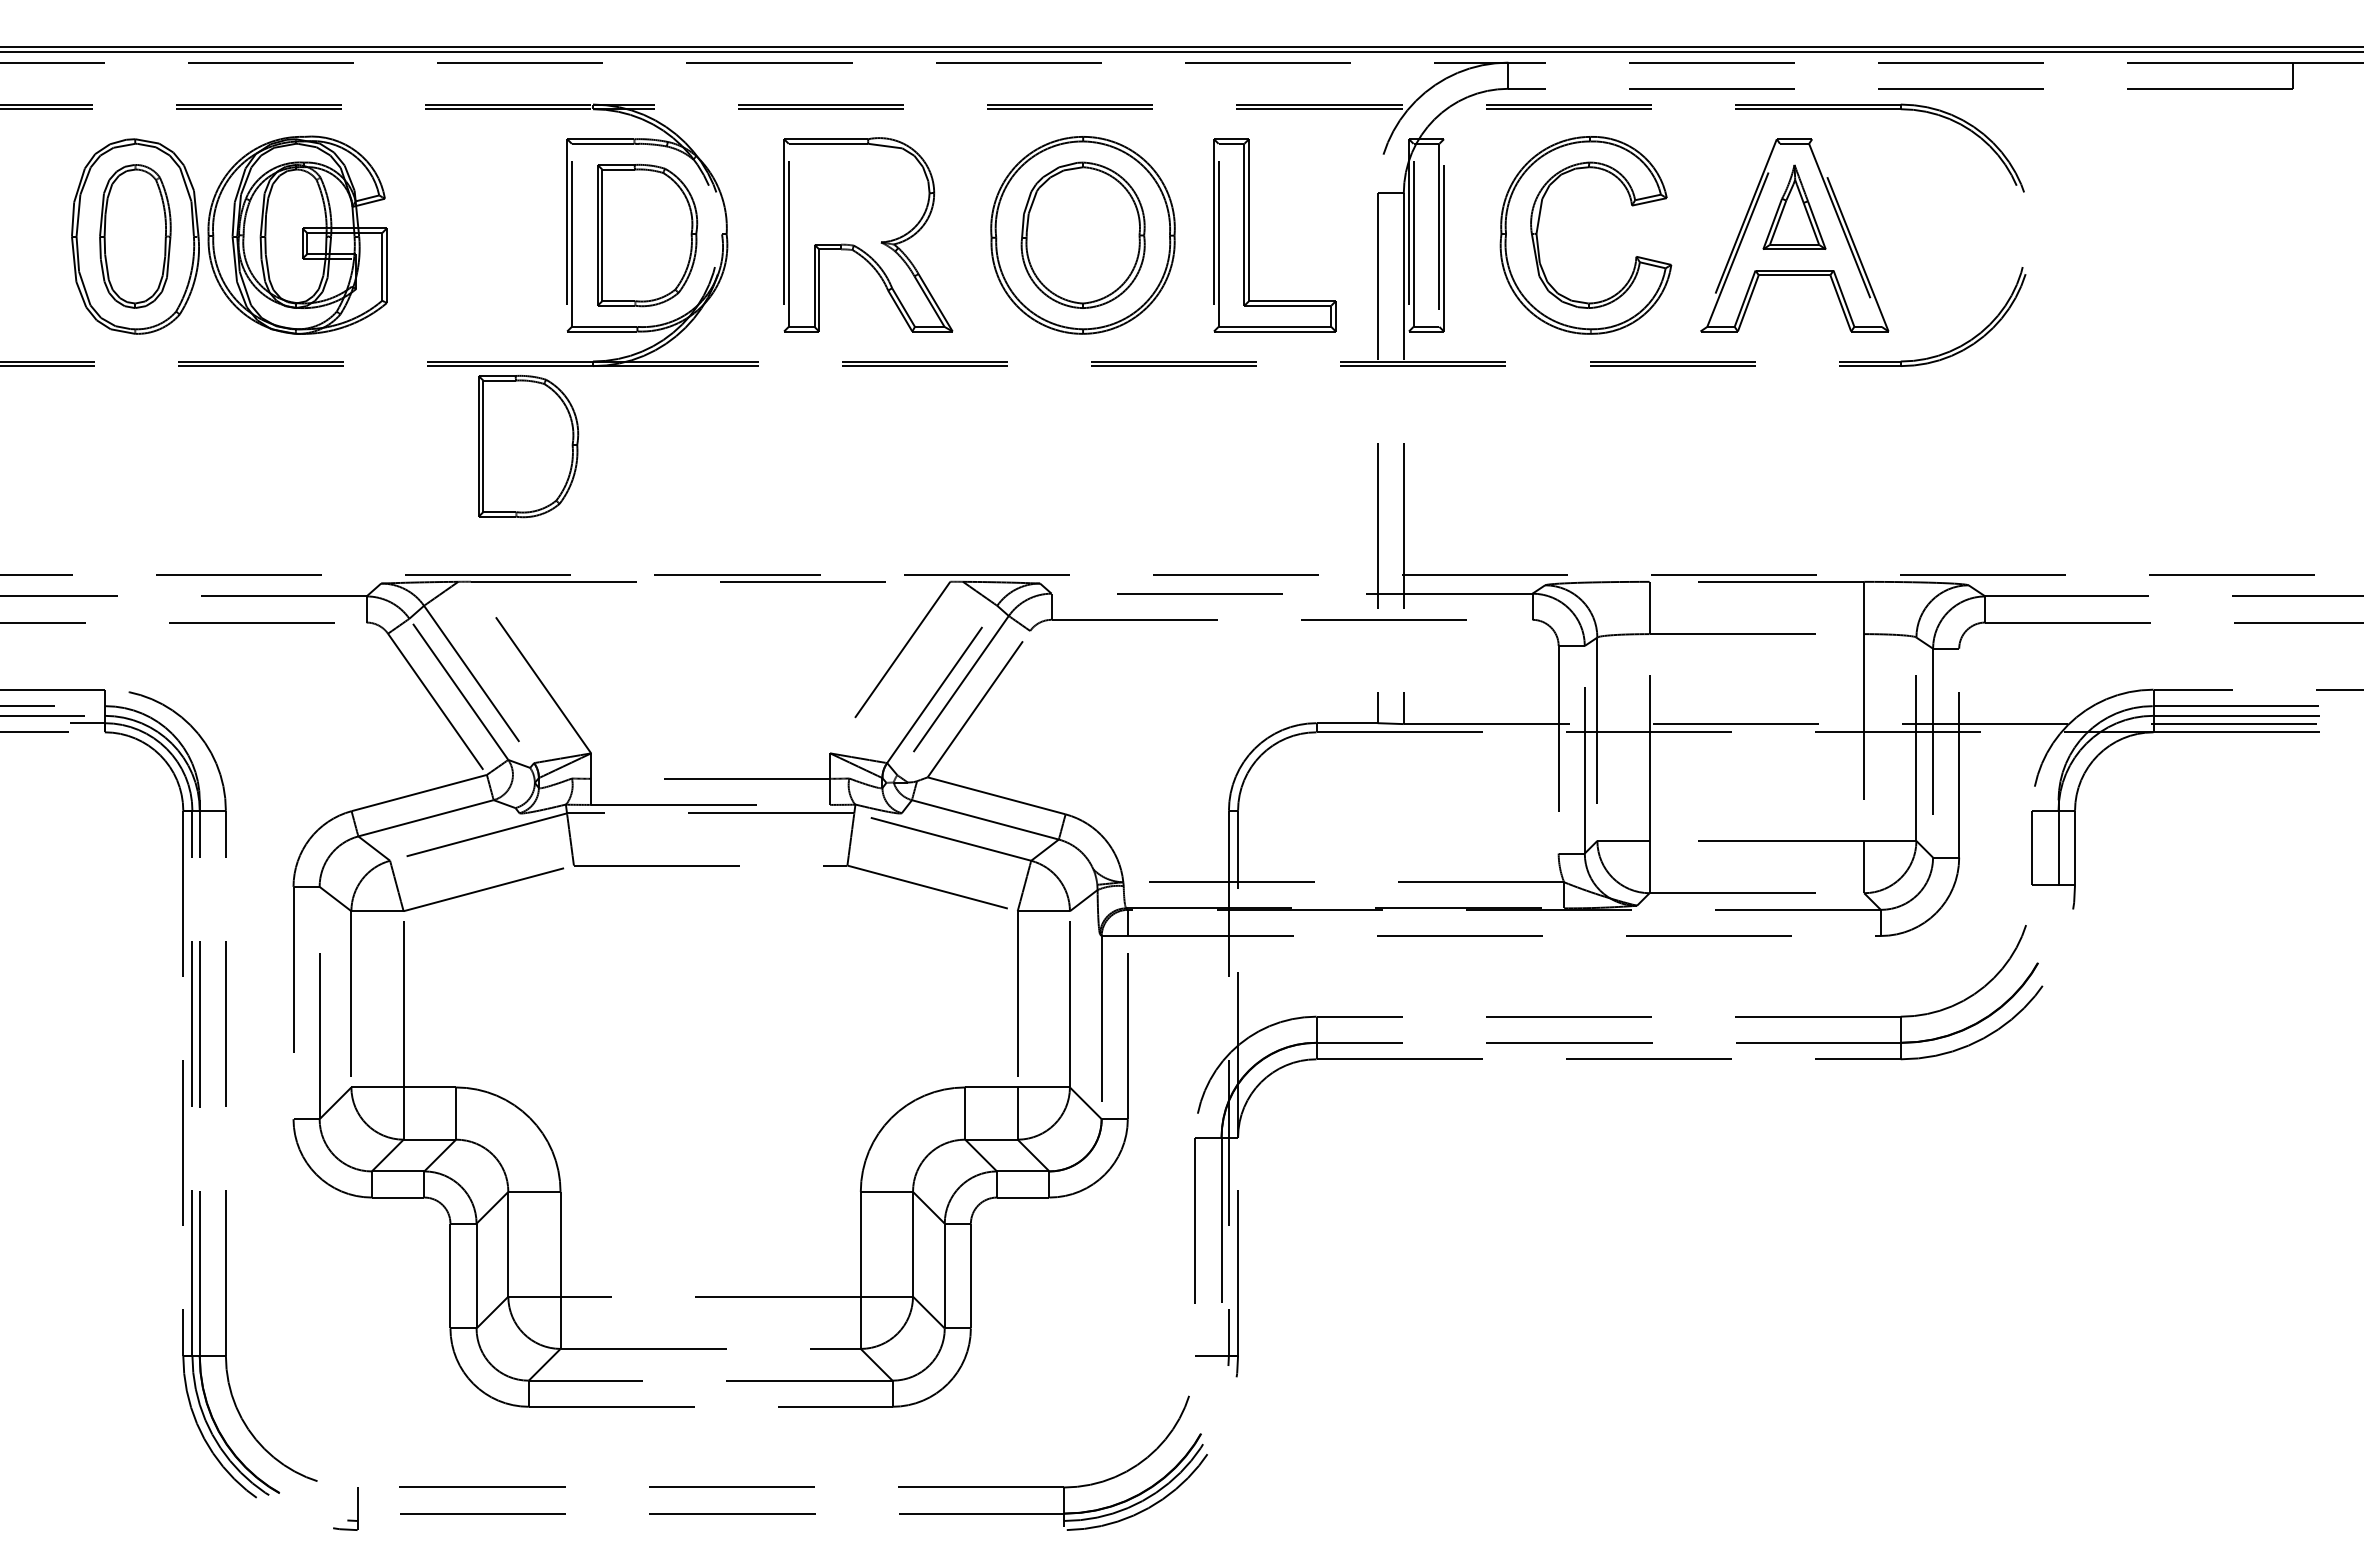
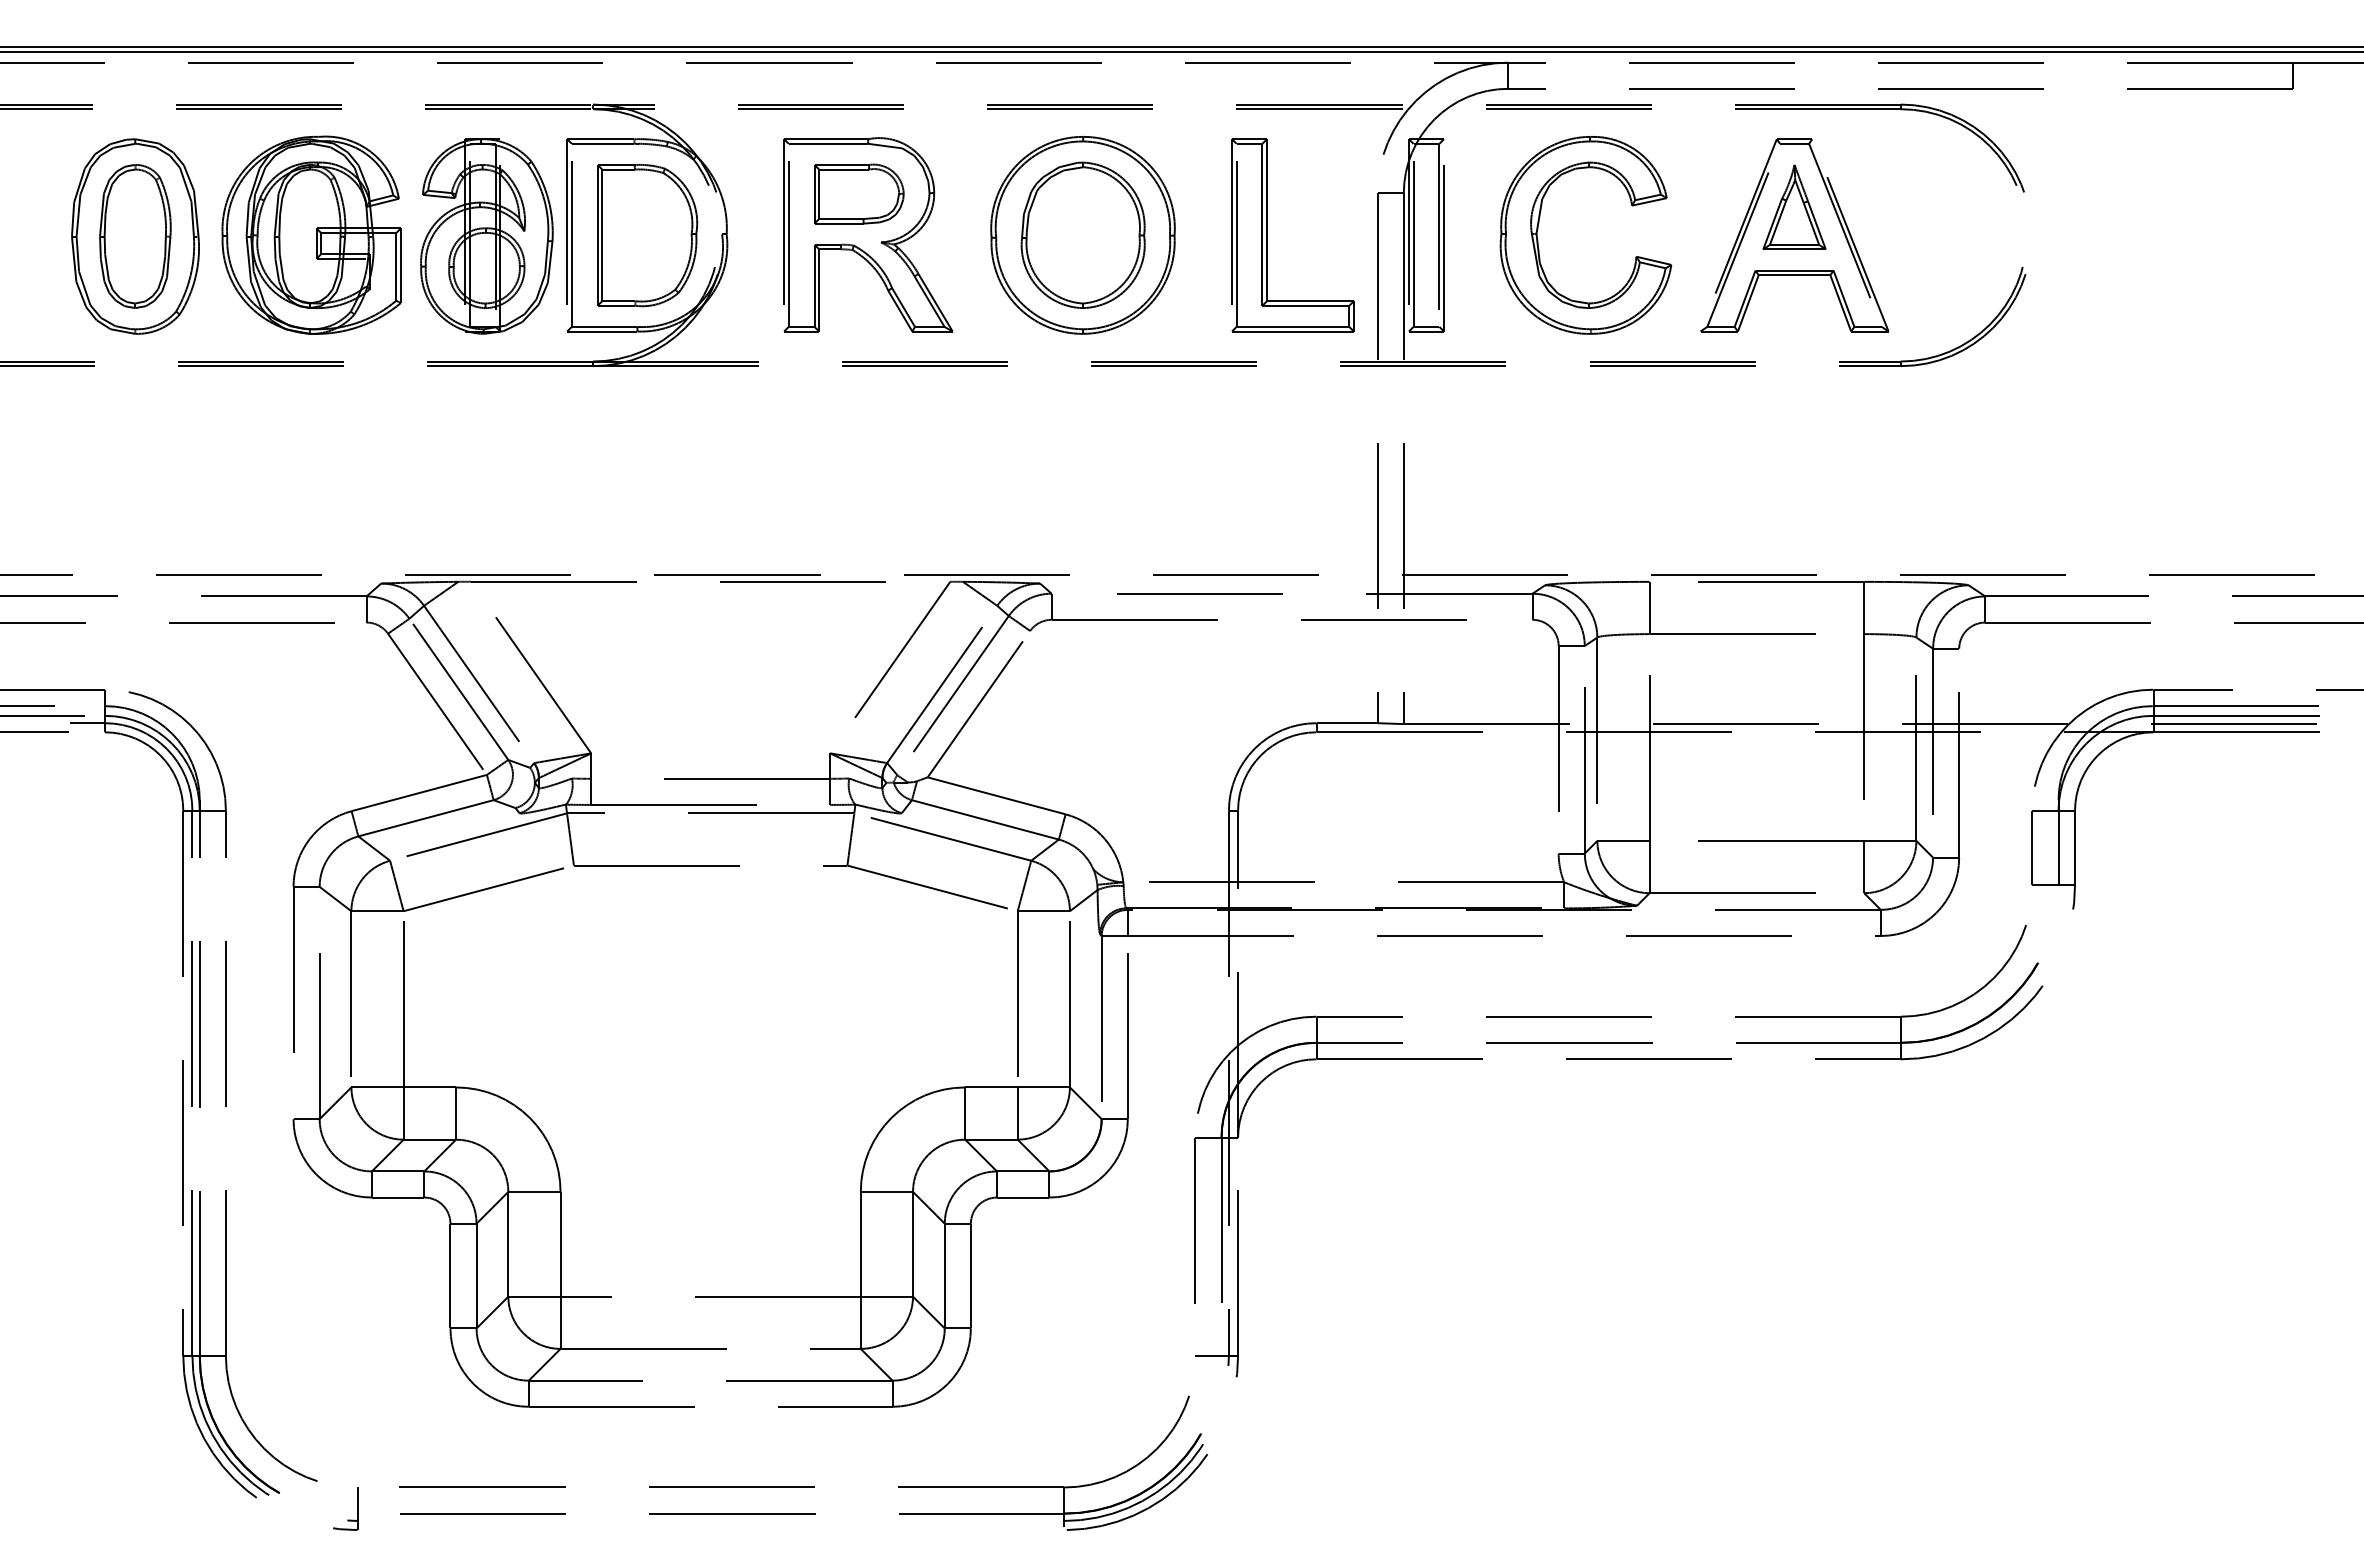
part: none -> present (859, 193)
part position: (297, 234) -> (311, 234) (311, 234)
part position: (1249, 235) -> (1267, 235) (1267, 235)
part: none -> present (486, 236)
part: present -> none (528, 446)
